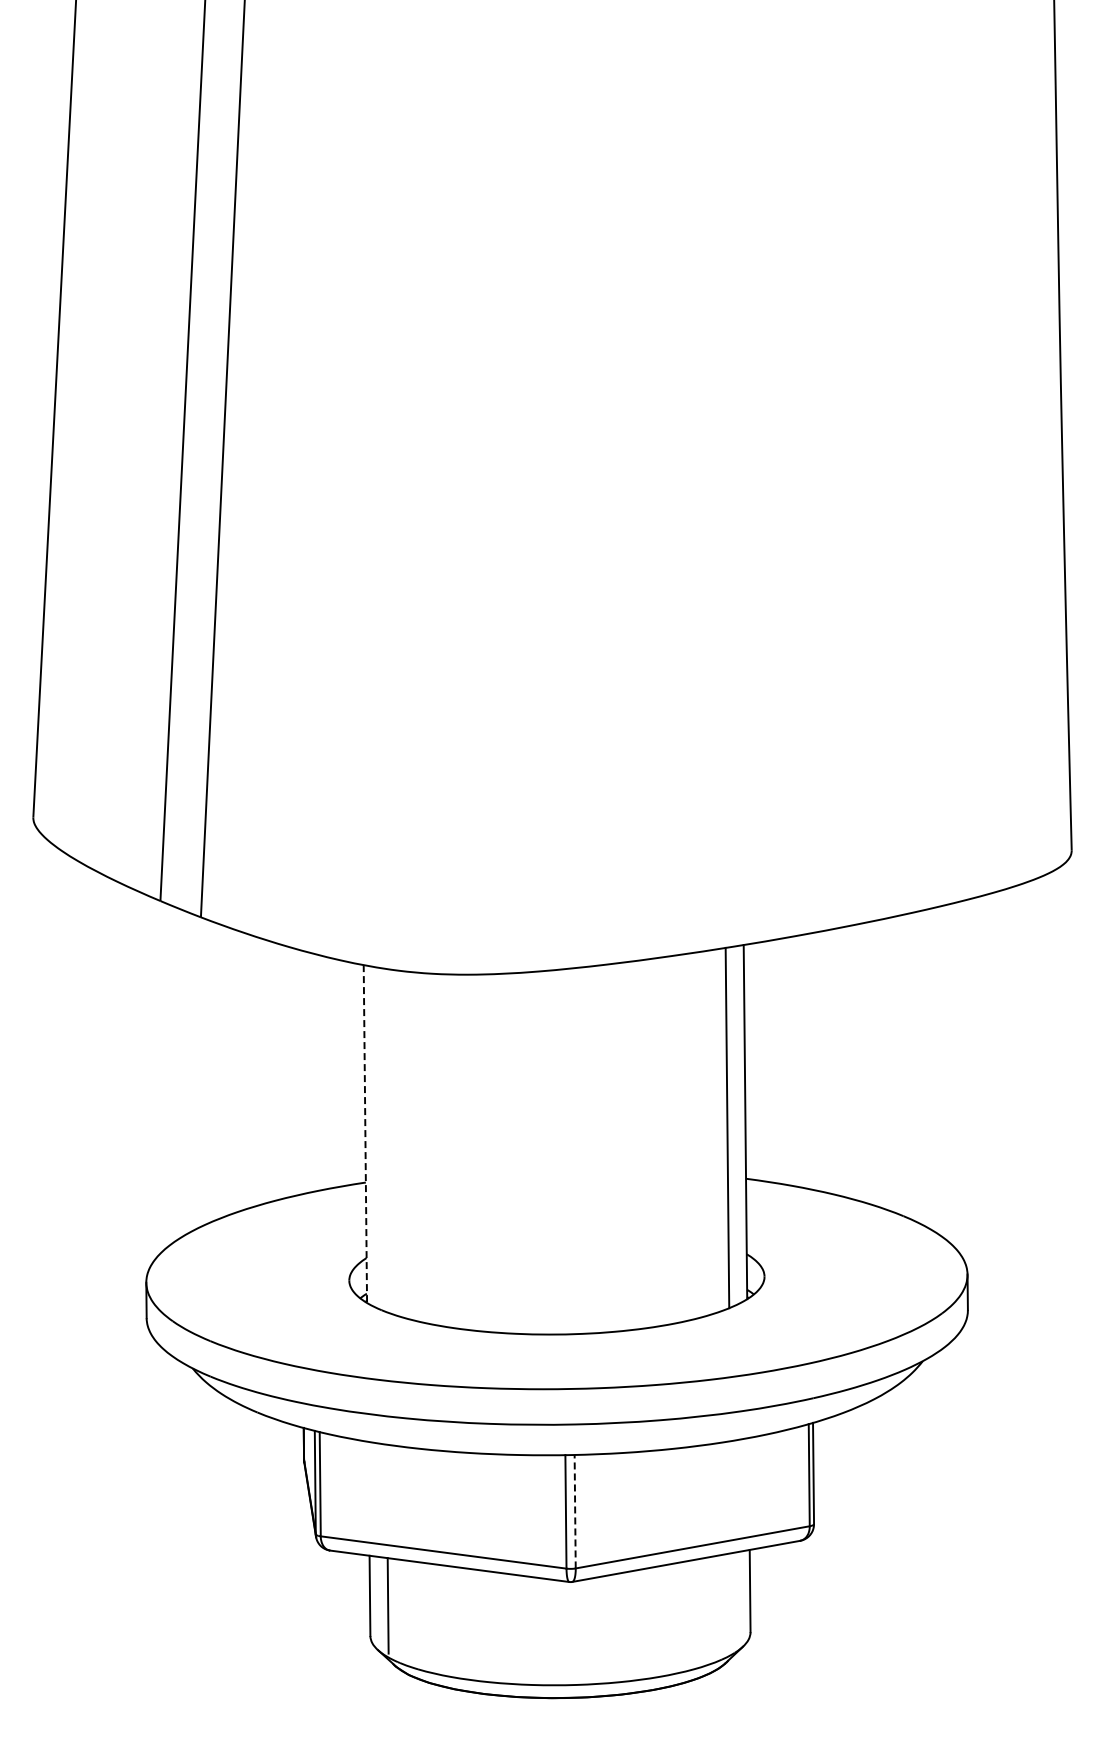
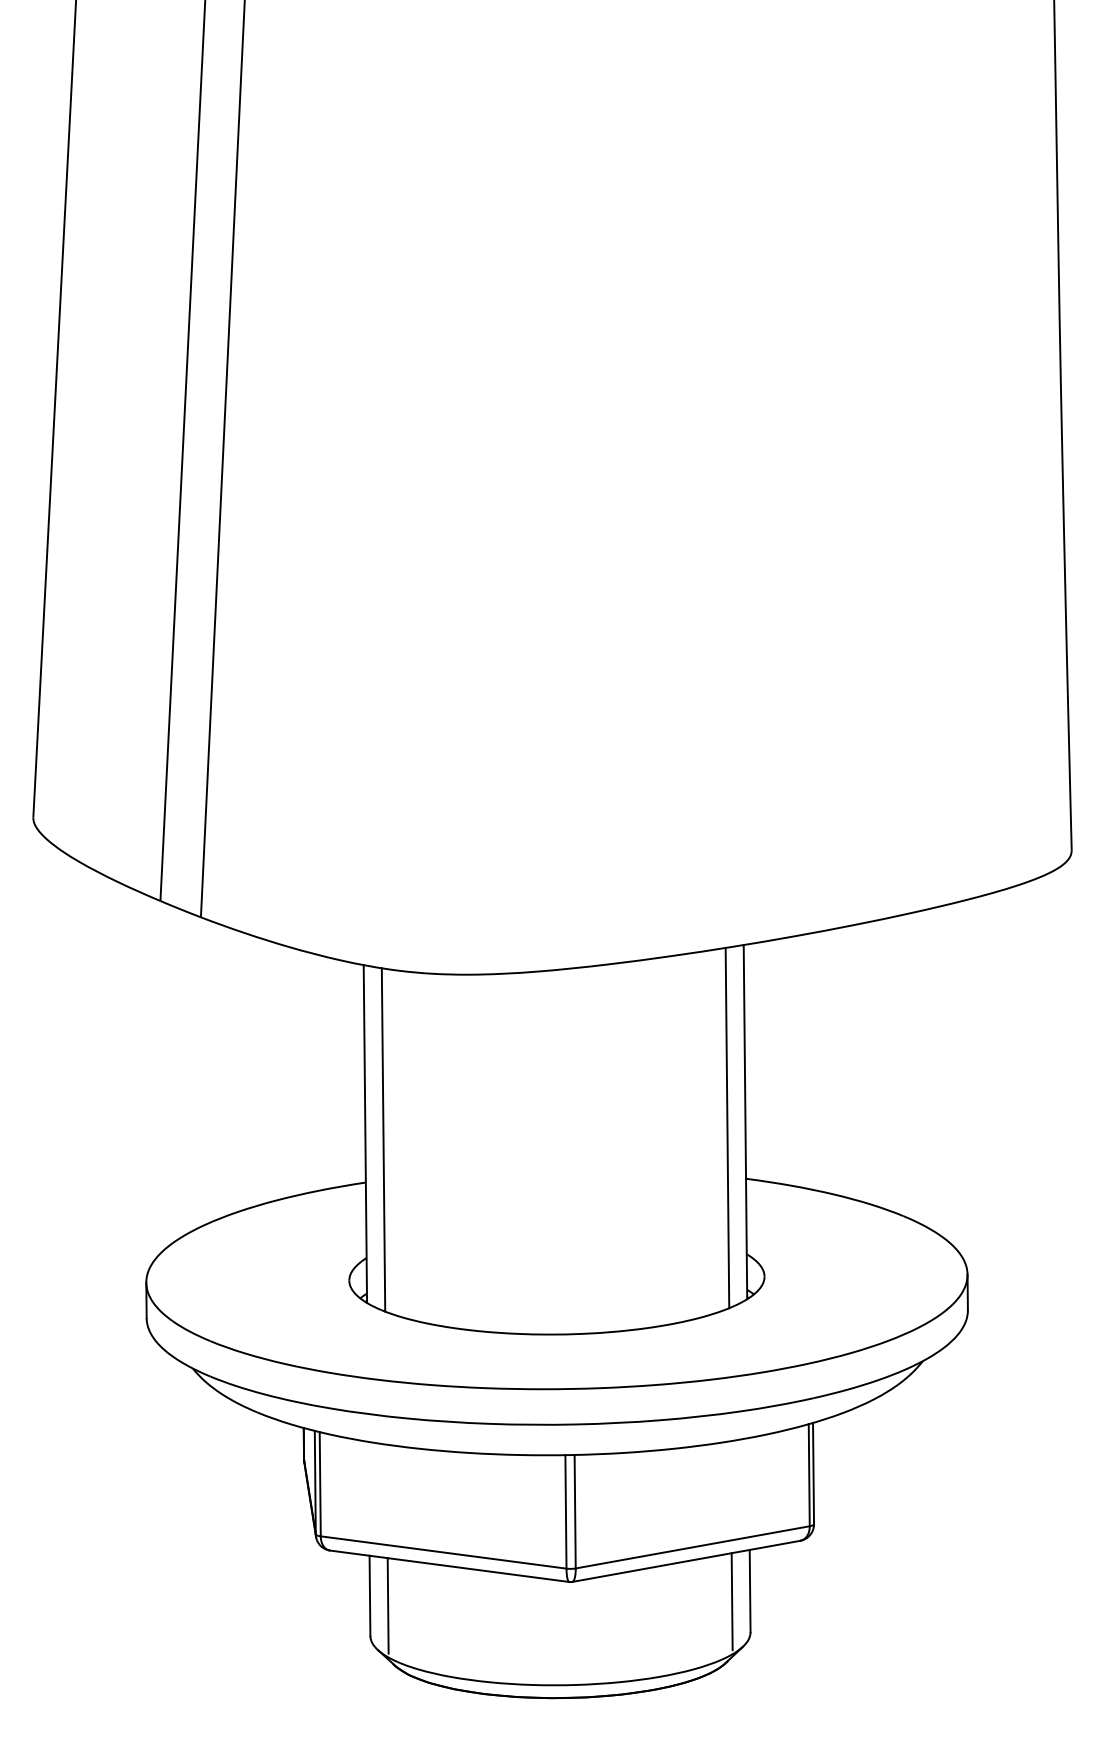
line: dashed -> solid (365, 1134)
line: none -> present (383, 1139)
line: dashed -> solid (575, 1511)
line: none -> present (731, 1601)
